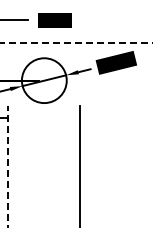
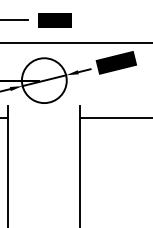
line: dashed -> solid (76, 42)
line: none -> present (114, 118)
line: dashed -> solid (8, 166)
